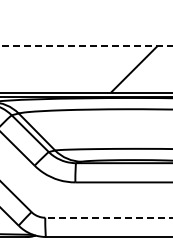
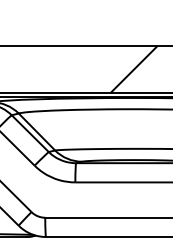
line: dashed -> solid (86, 46)
line: dashed -> solid (109, 217)
